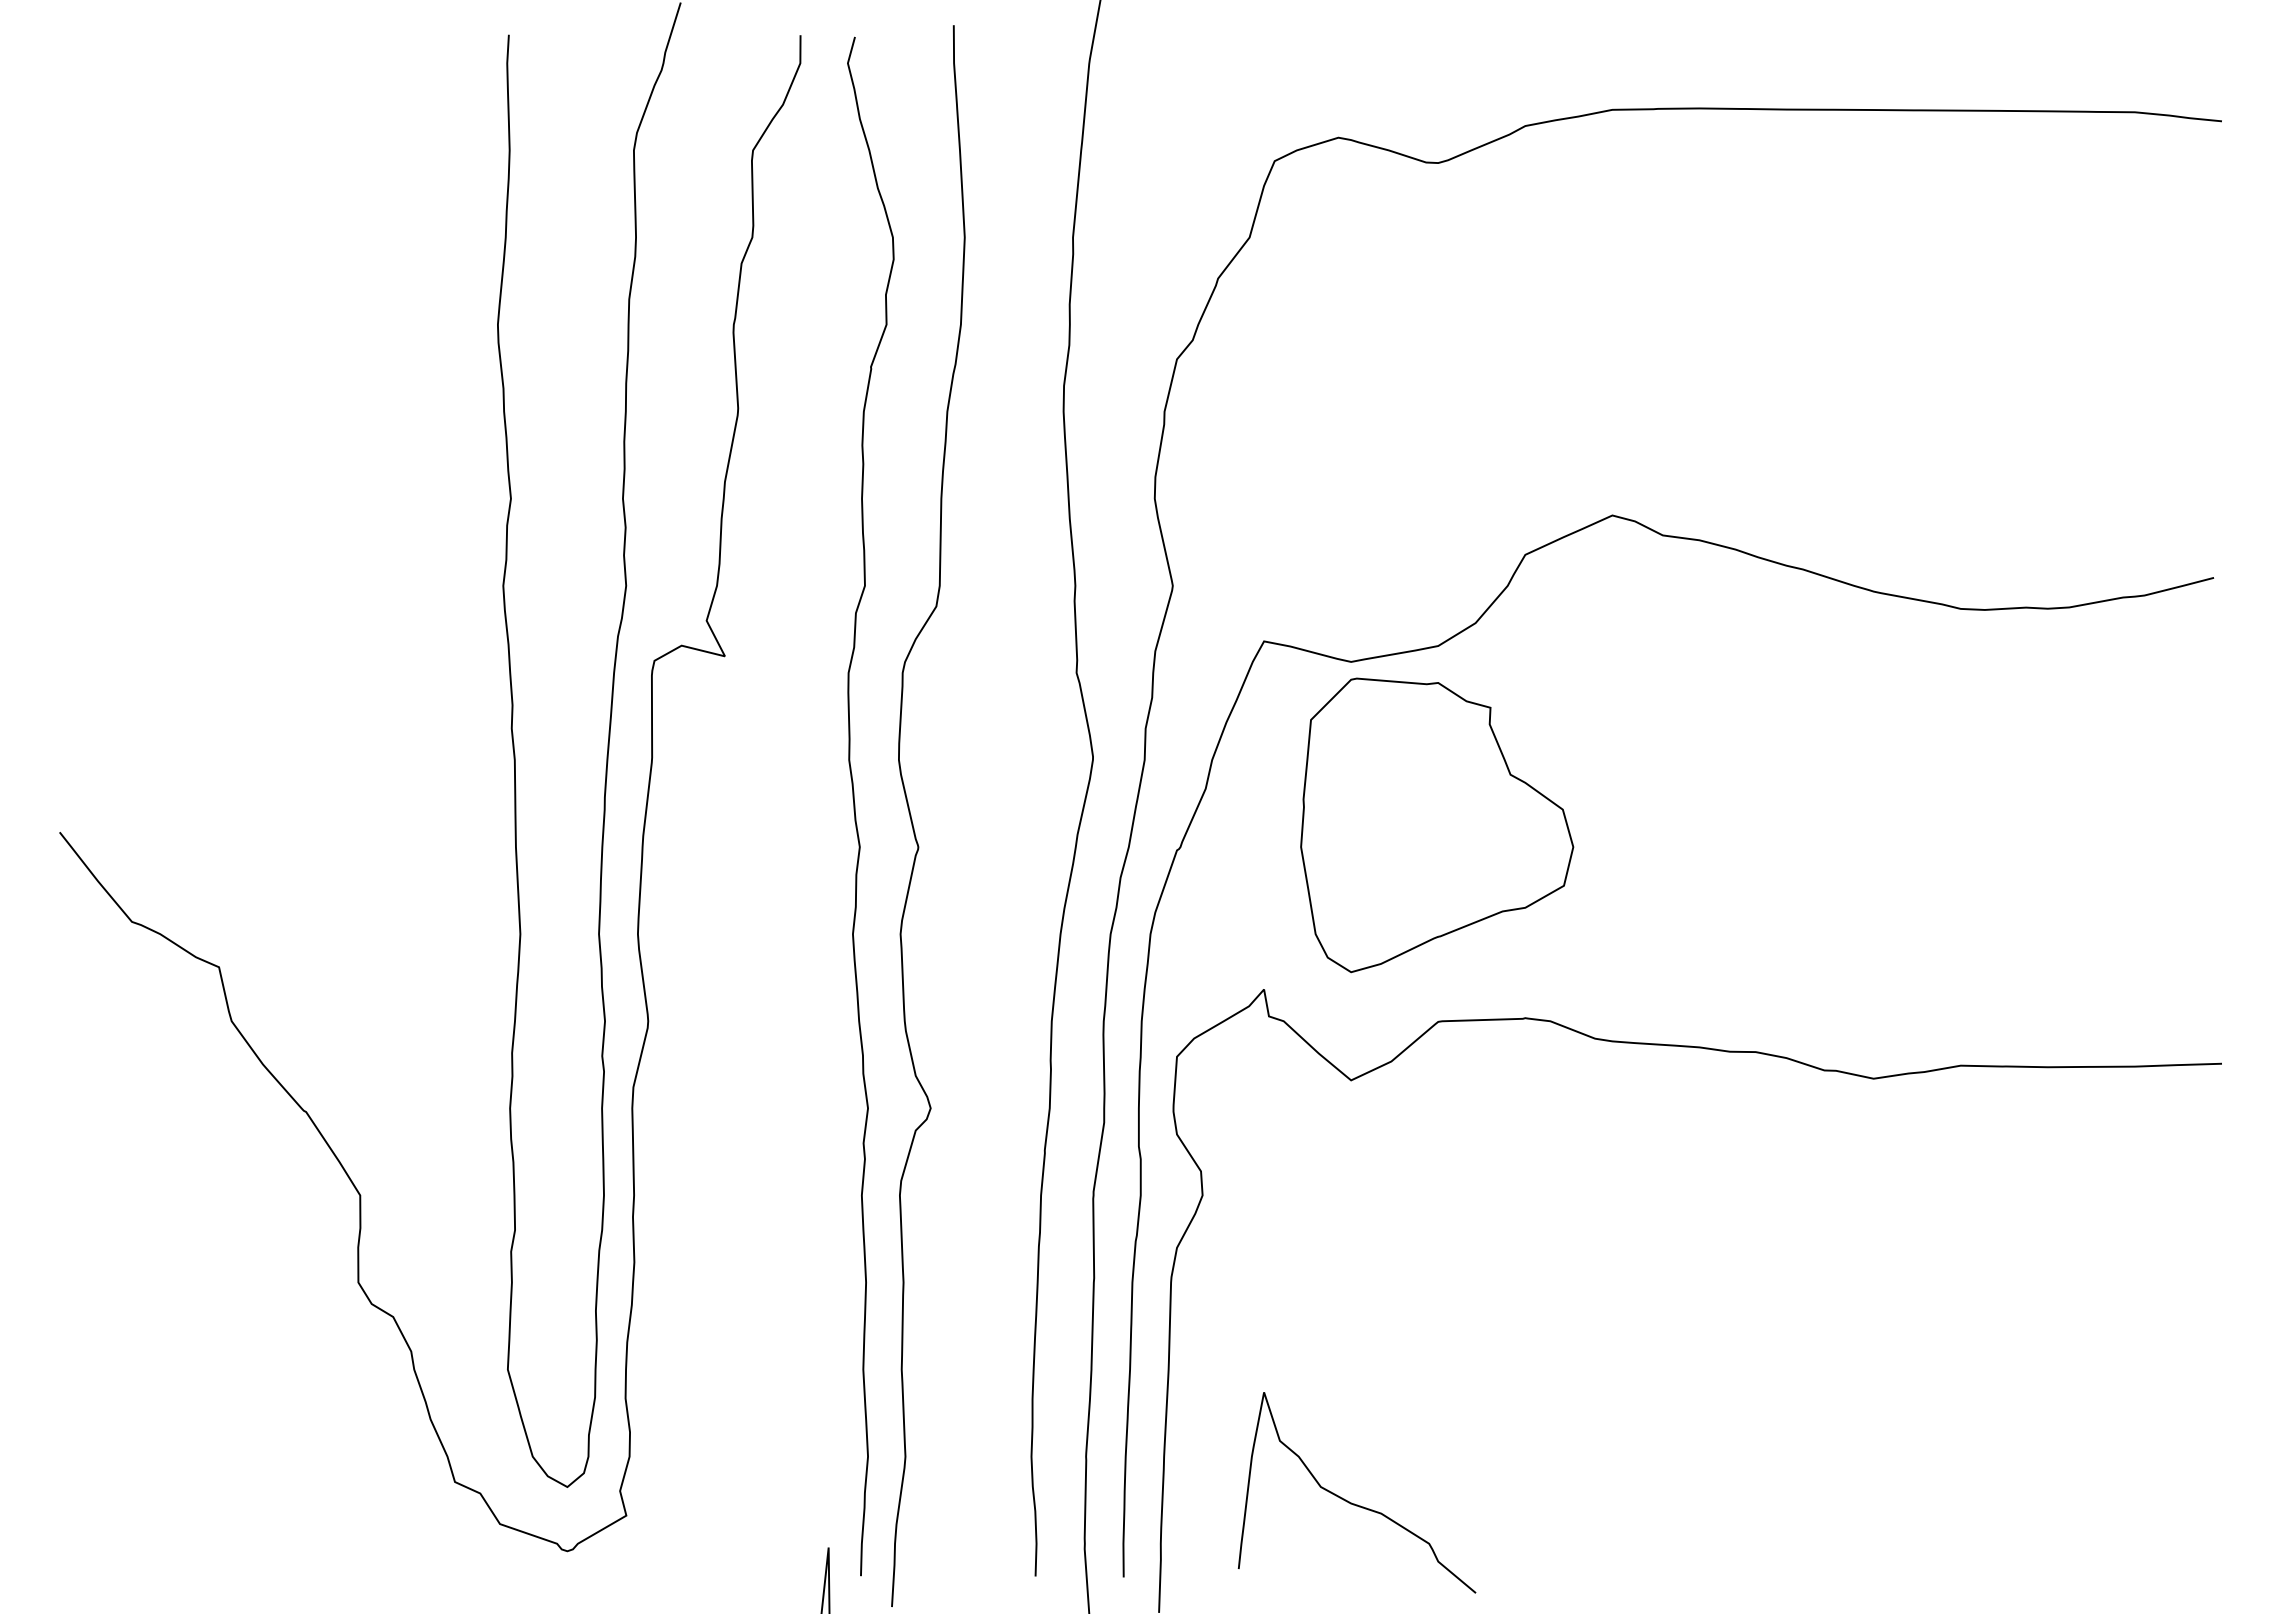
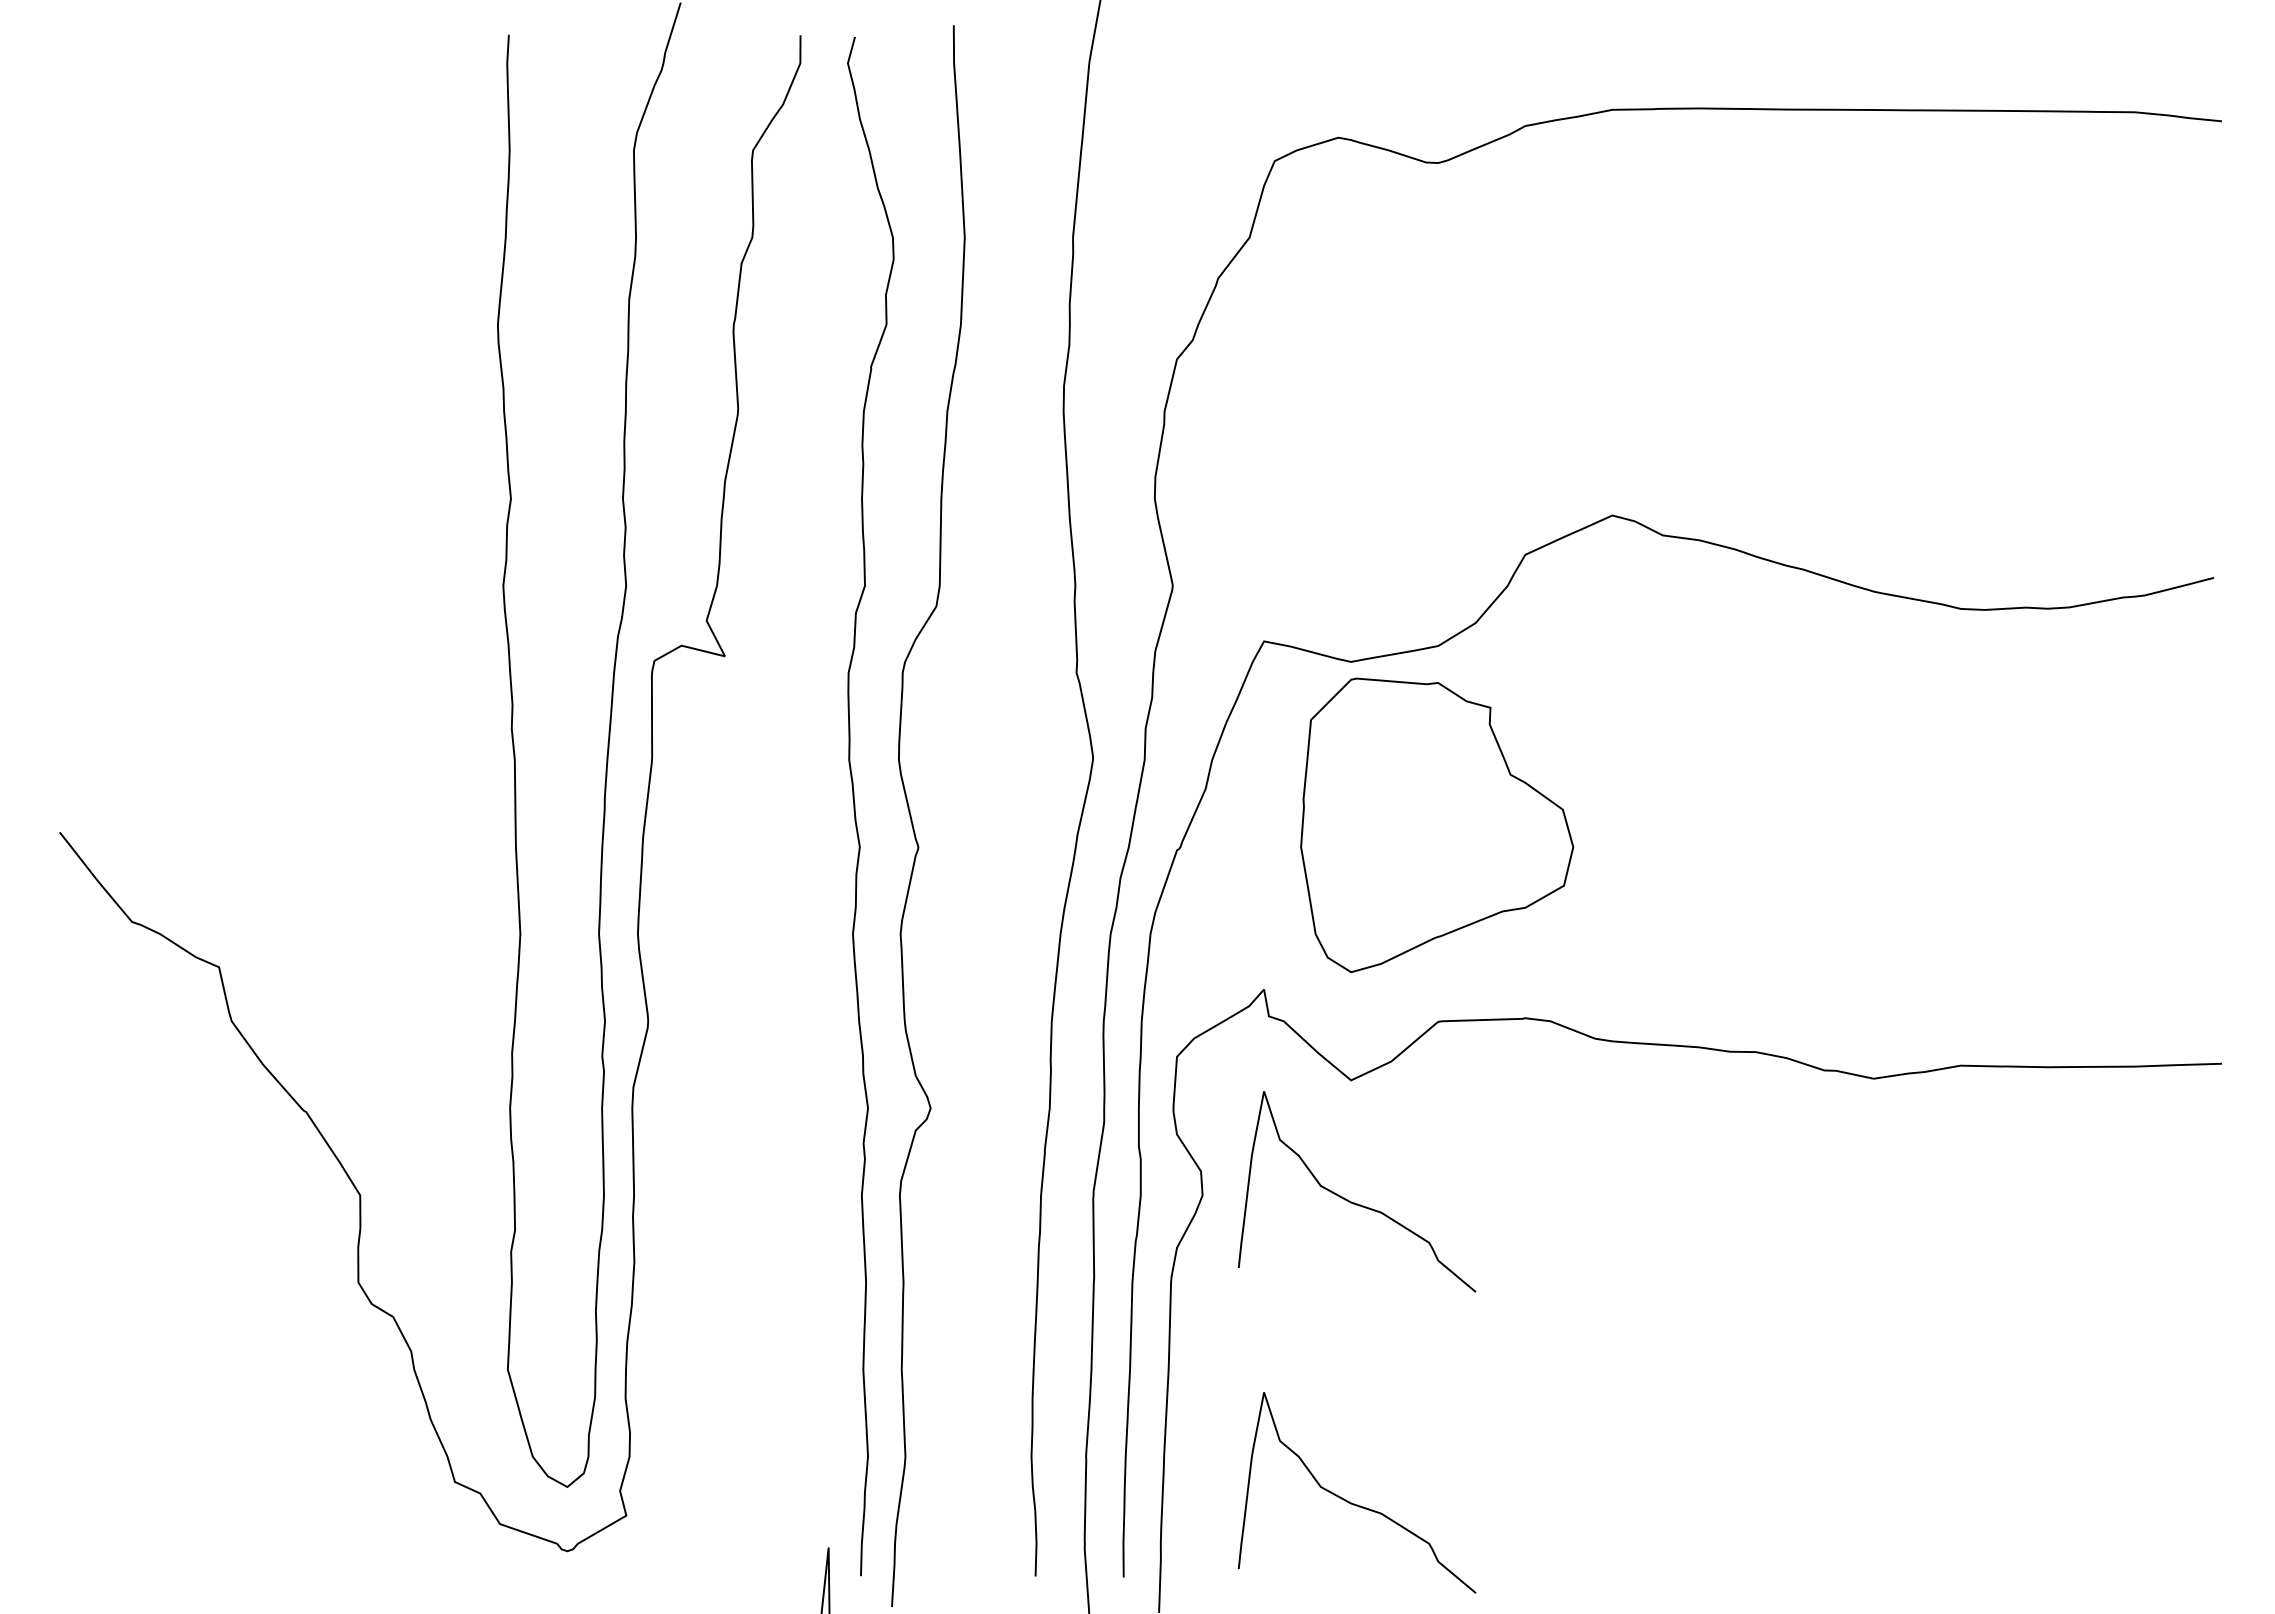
curve: none -> present (1351, 1201)
